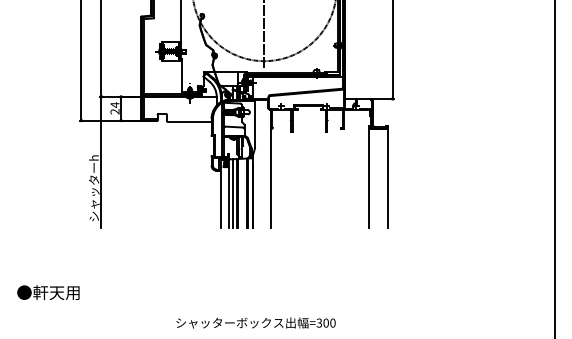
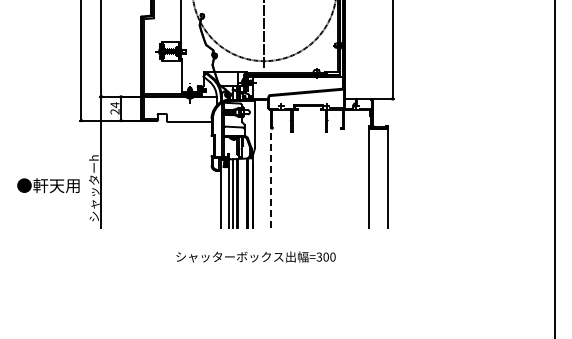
line: solid -> dashed (271, 177)
text position: (48, 292) -> (48, 185) (48, 185)
text position: (255, 322) -> (255, 256) (255, 256)
